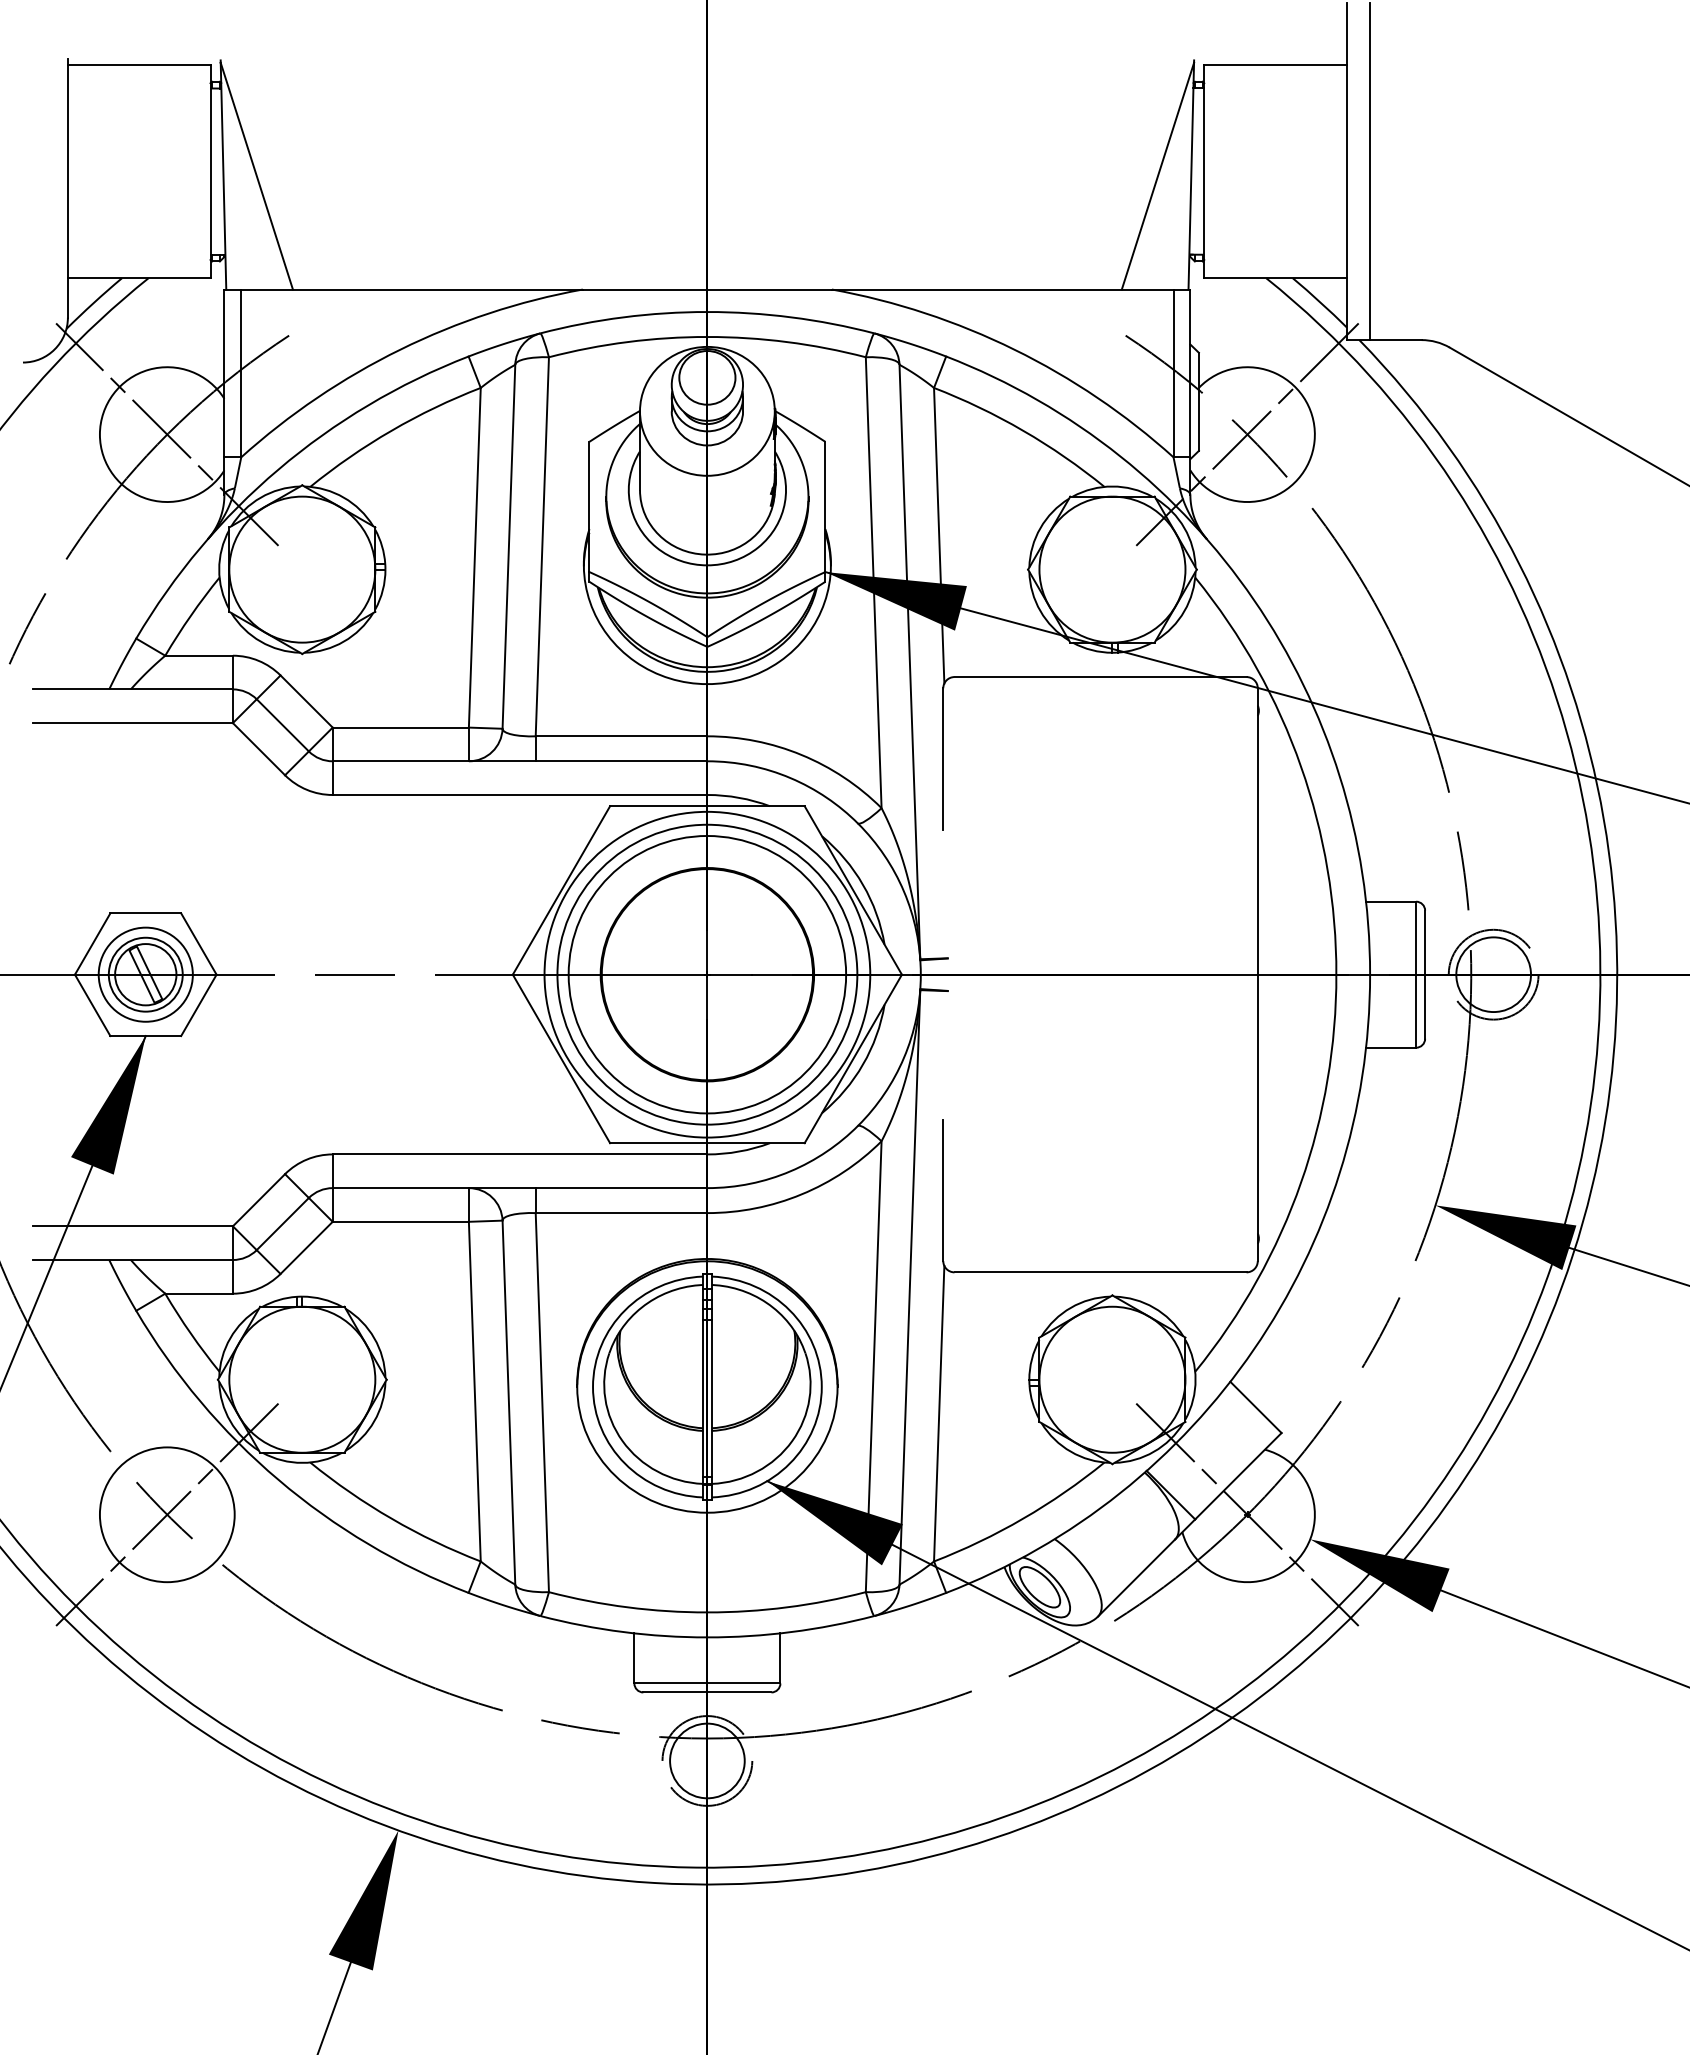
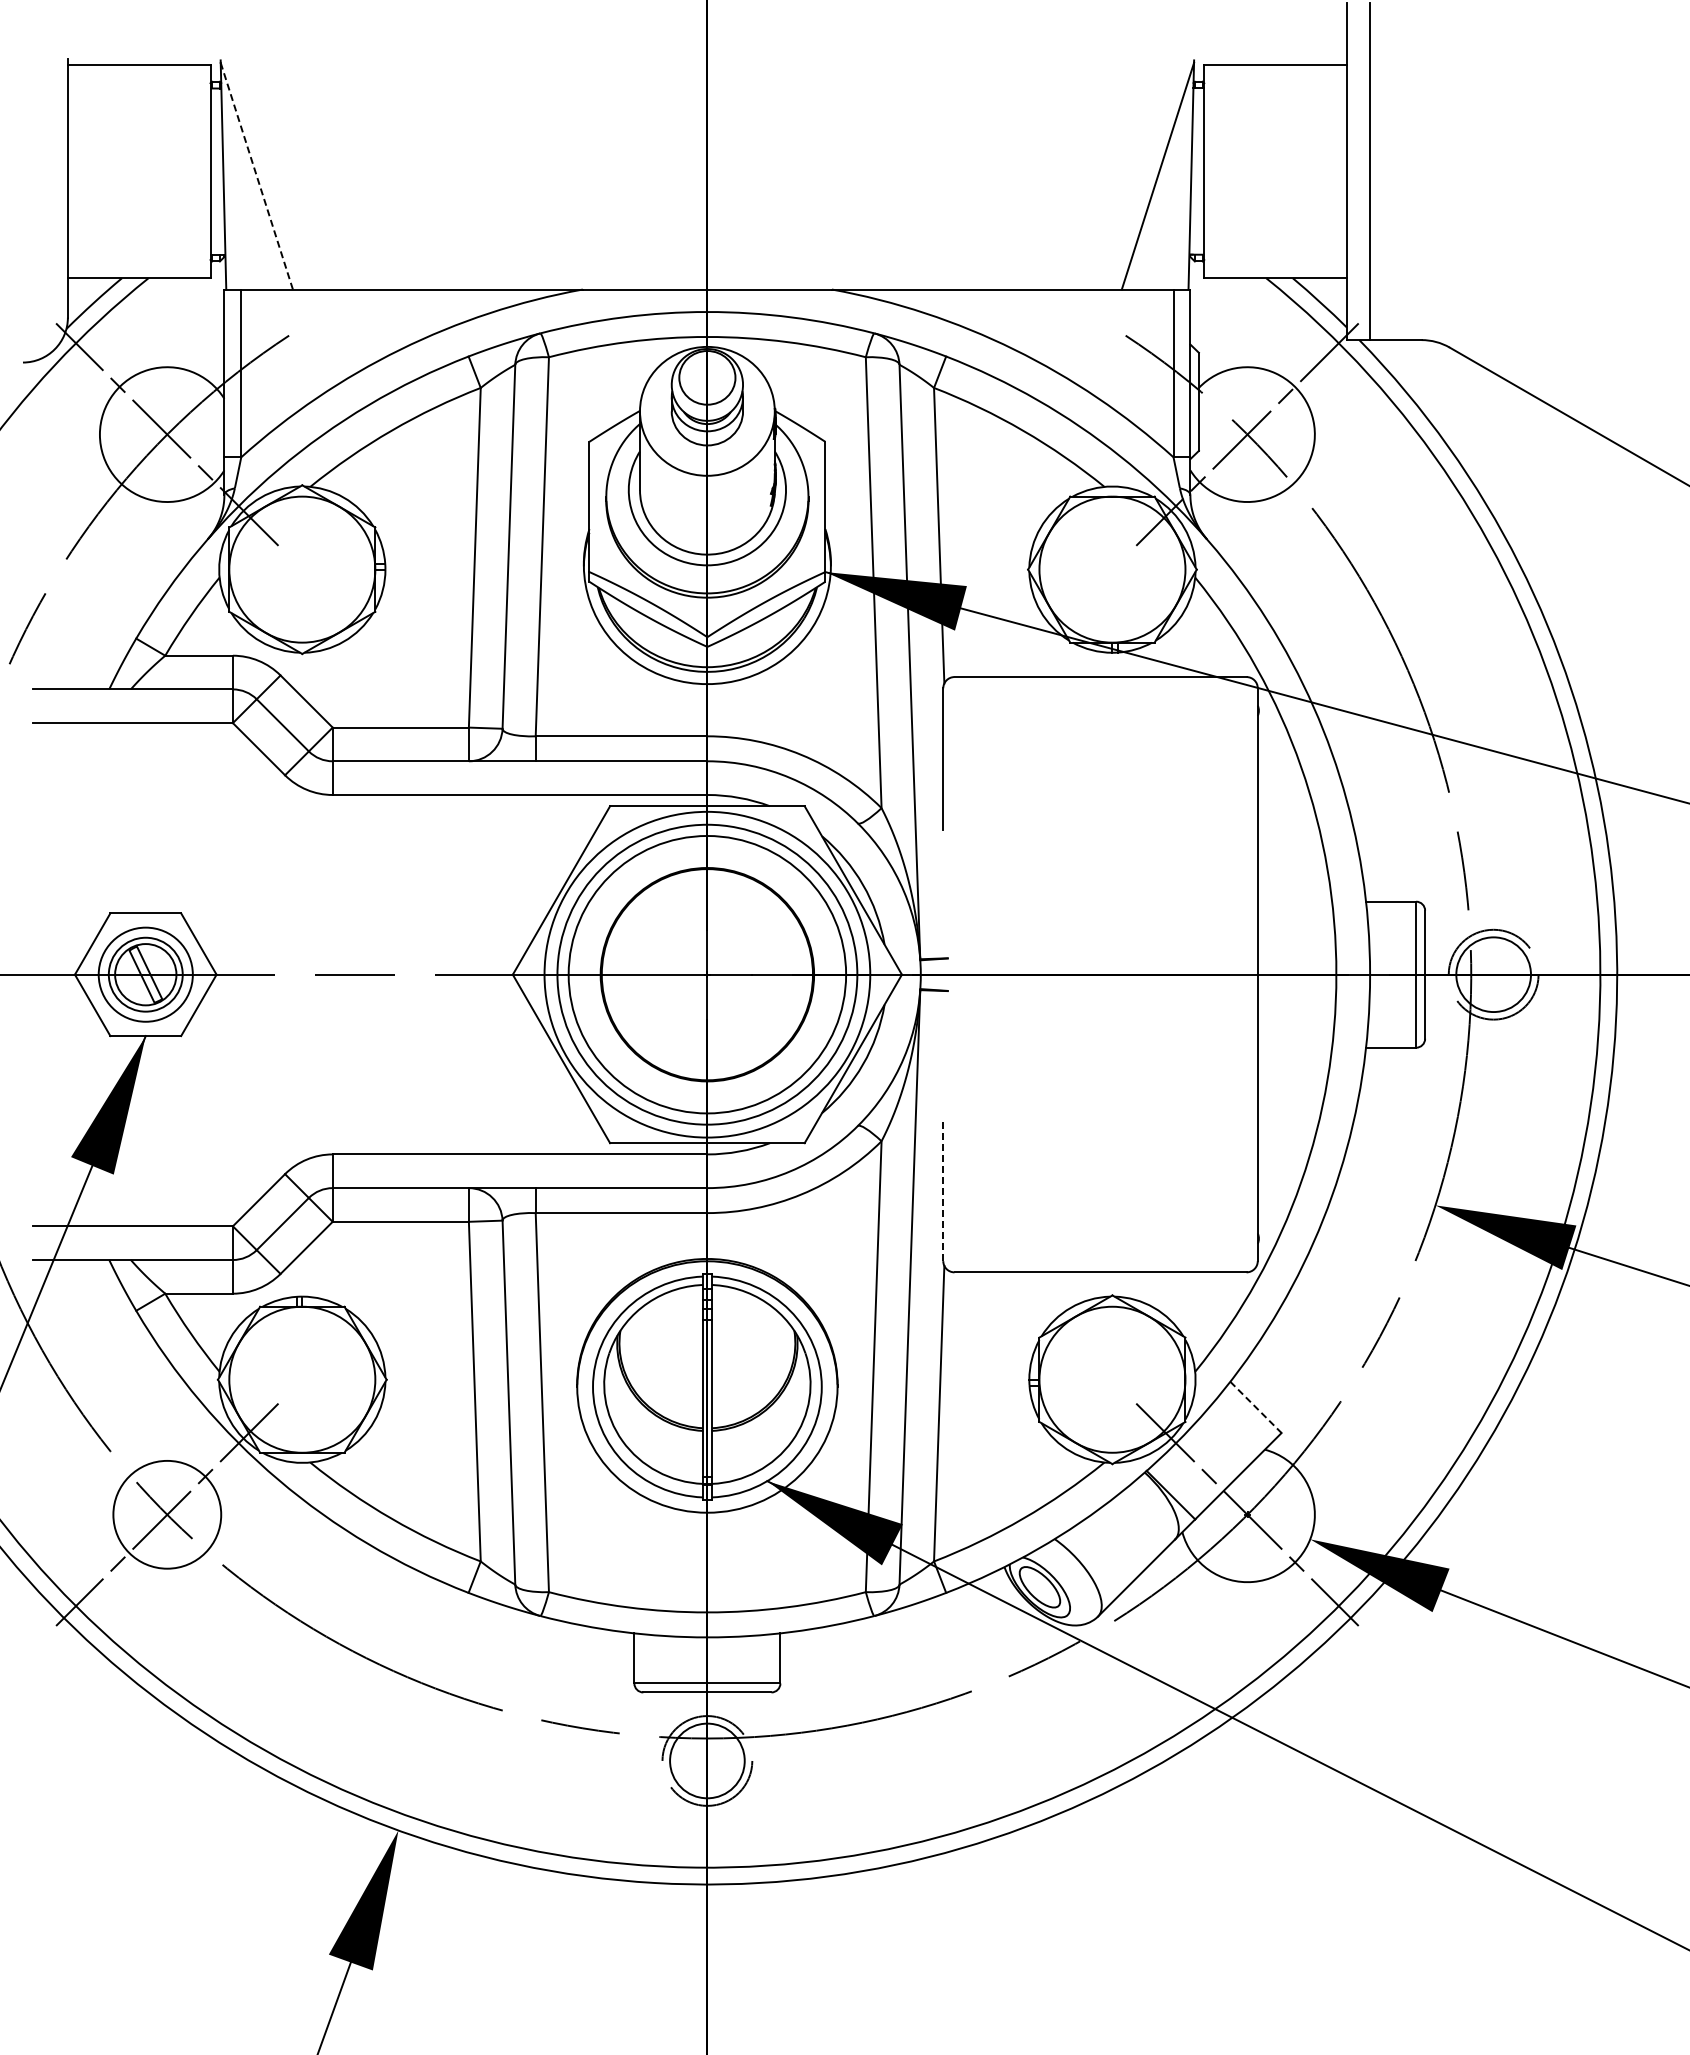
line: solid -> dashed (256, 176)
line: solid -> dashed (943, 1190)
line: solid -> dashed (1256, 1407)
circle diameter: 135 px -> 108 px (167, 1514)
